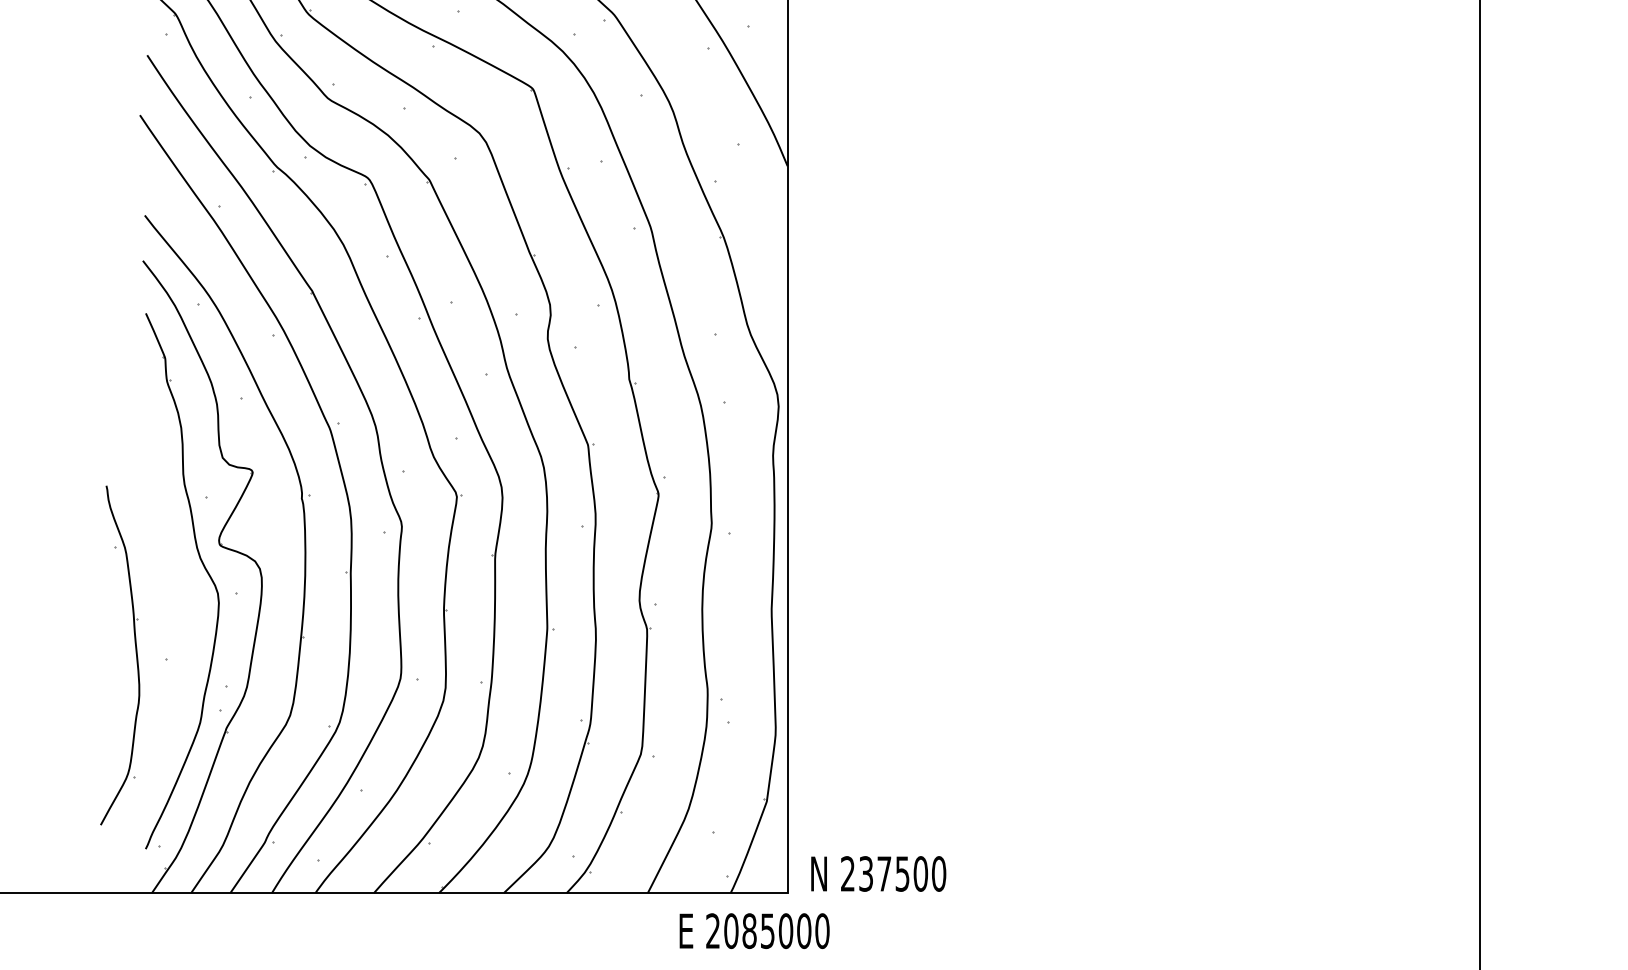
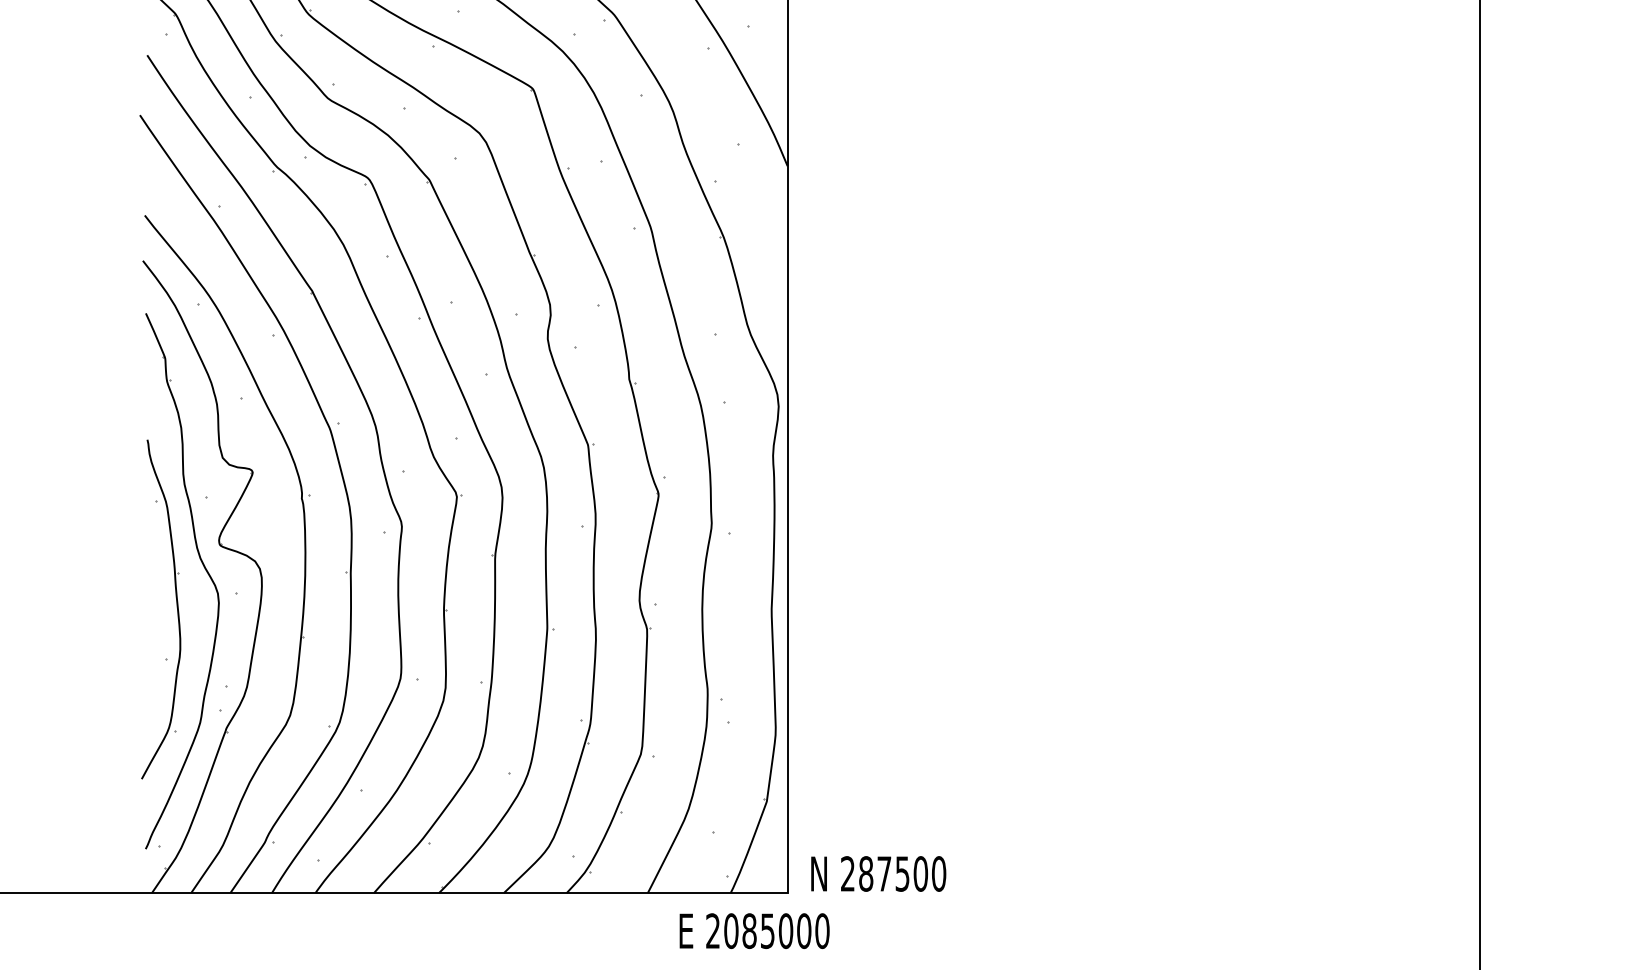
part position: (135, 653) -> (176, 607) (176, 607)
text: 237500 -> 287500 (866, 873)
